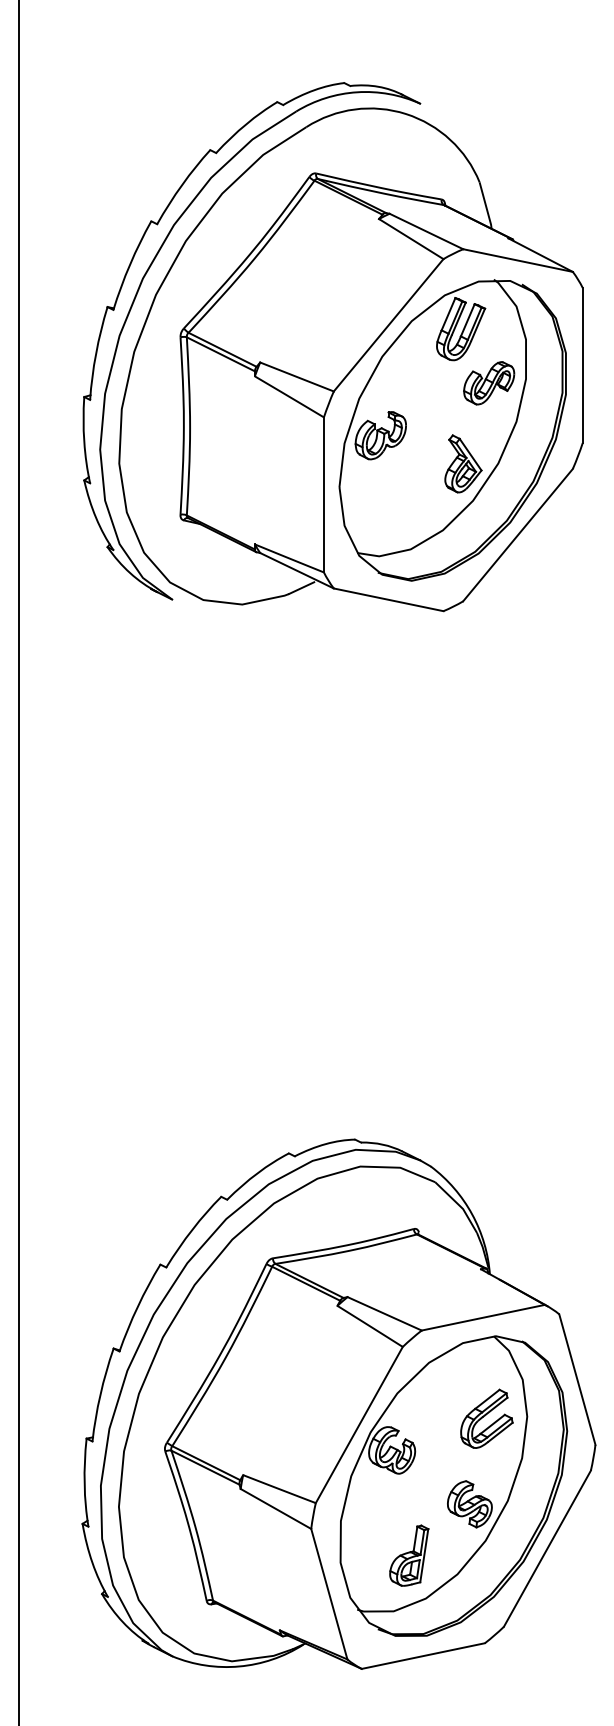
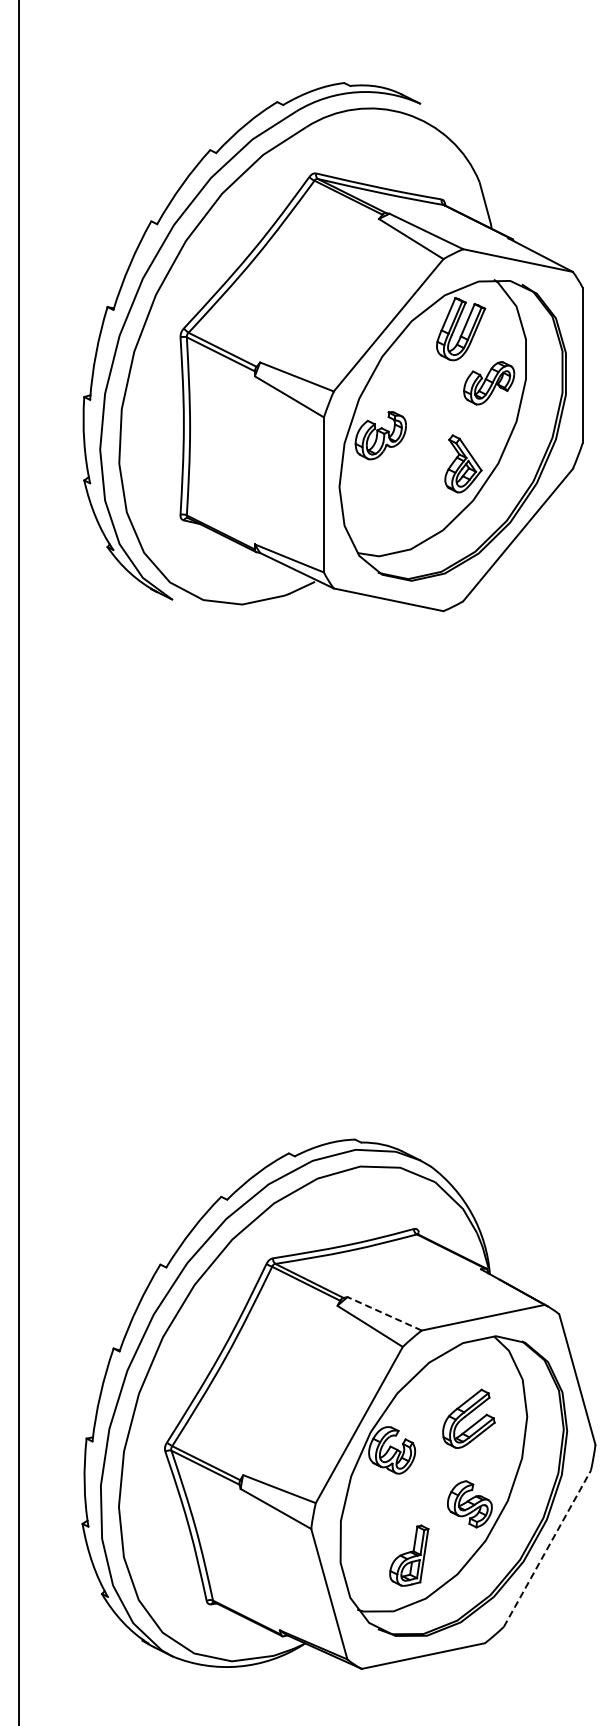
line: solid -> dashed (384, 1313)
part position: (486, 1418) -> (468, 1418) (468, 1418)
line: solid -> dashed (547, 1548)
